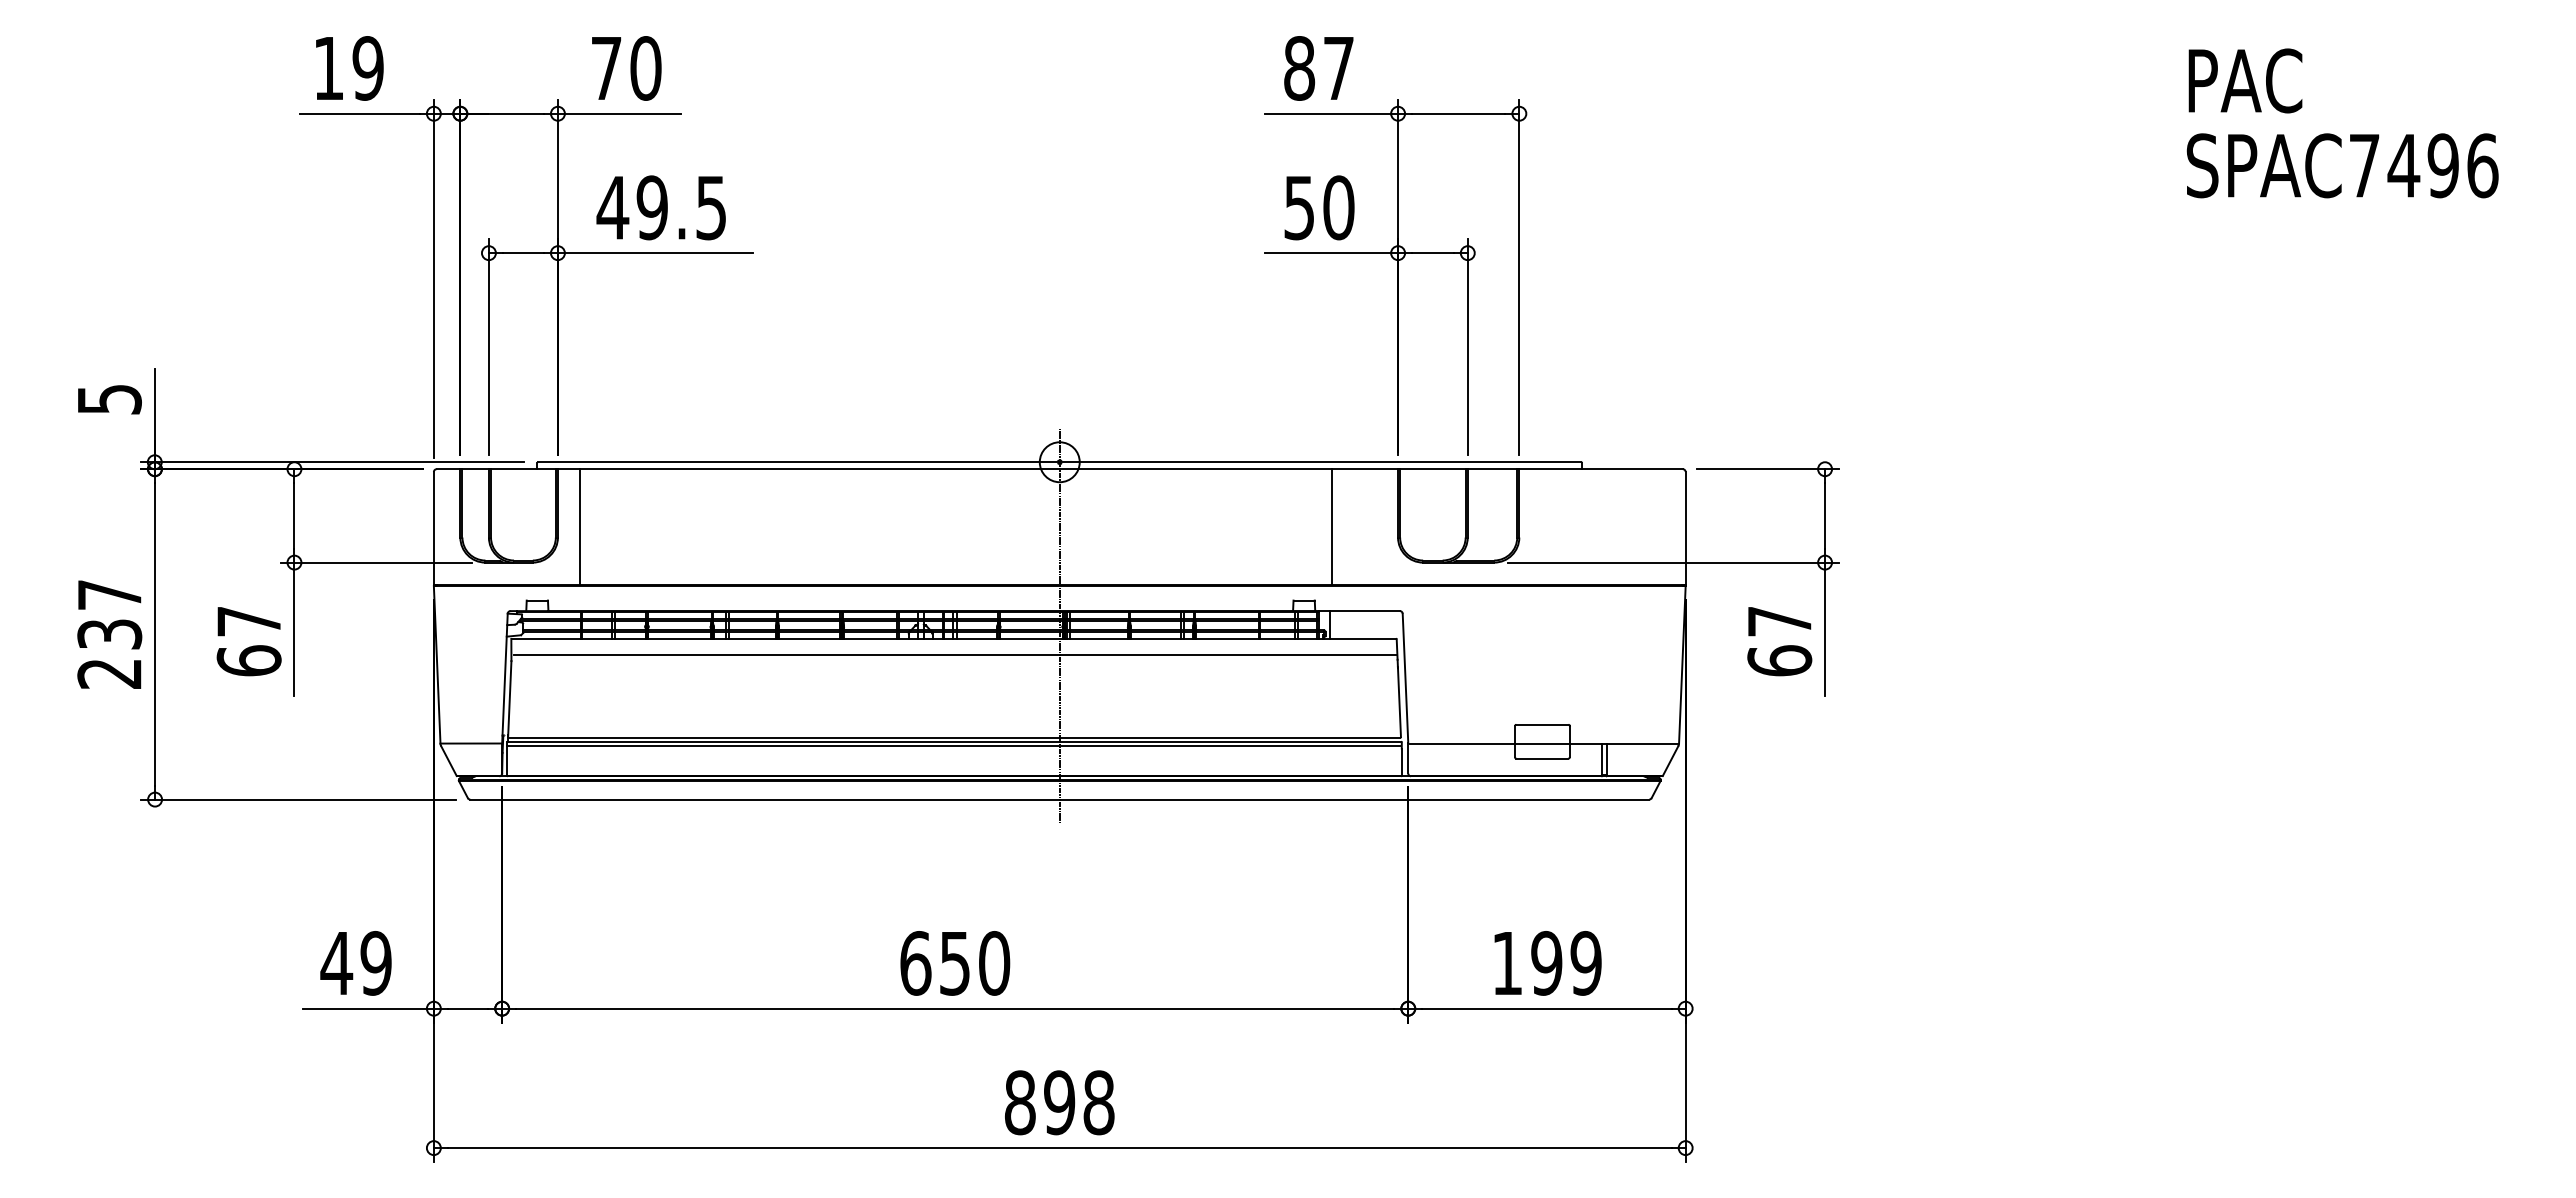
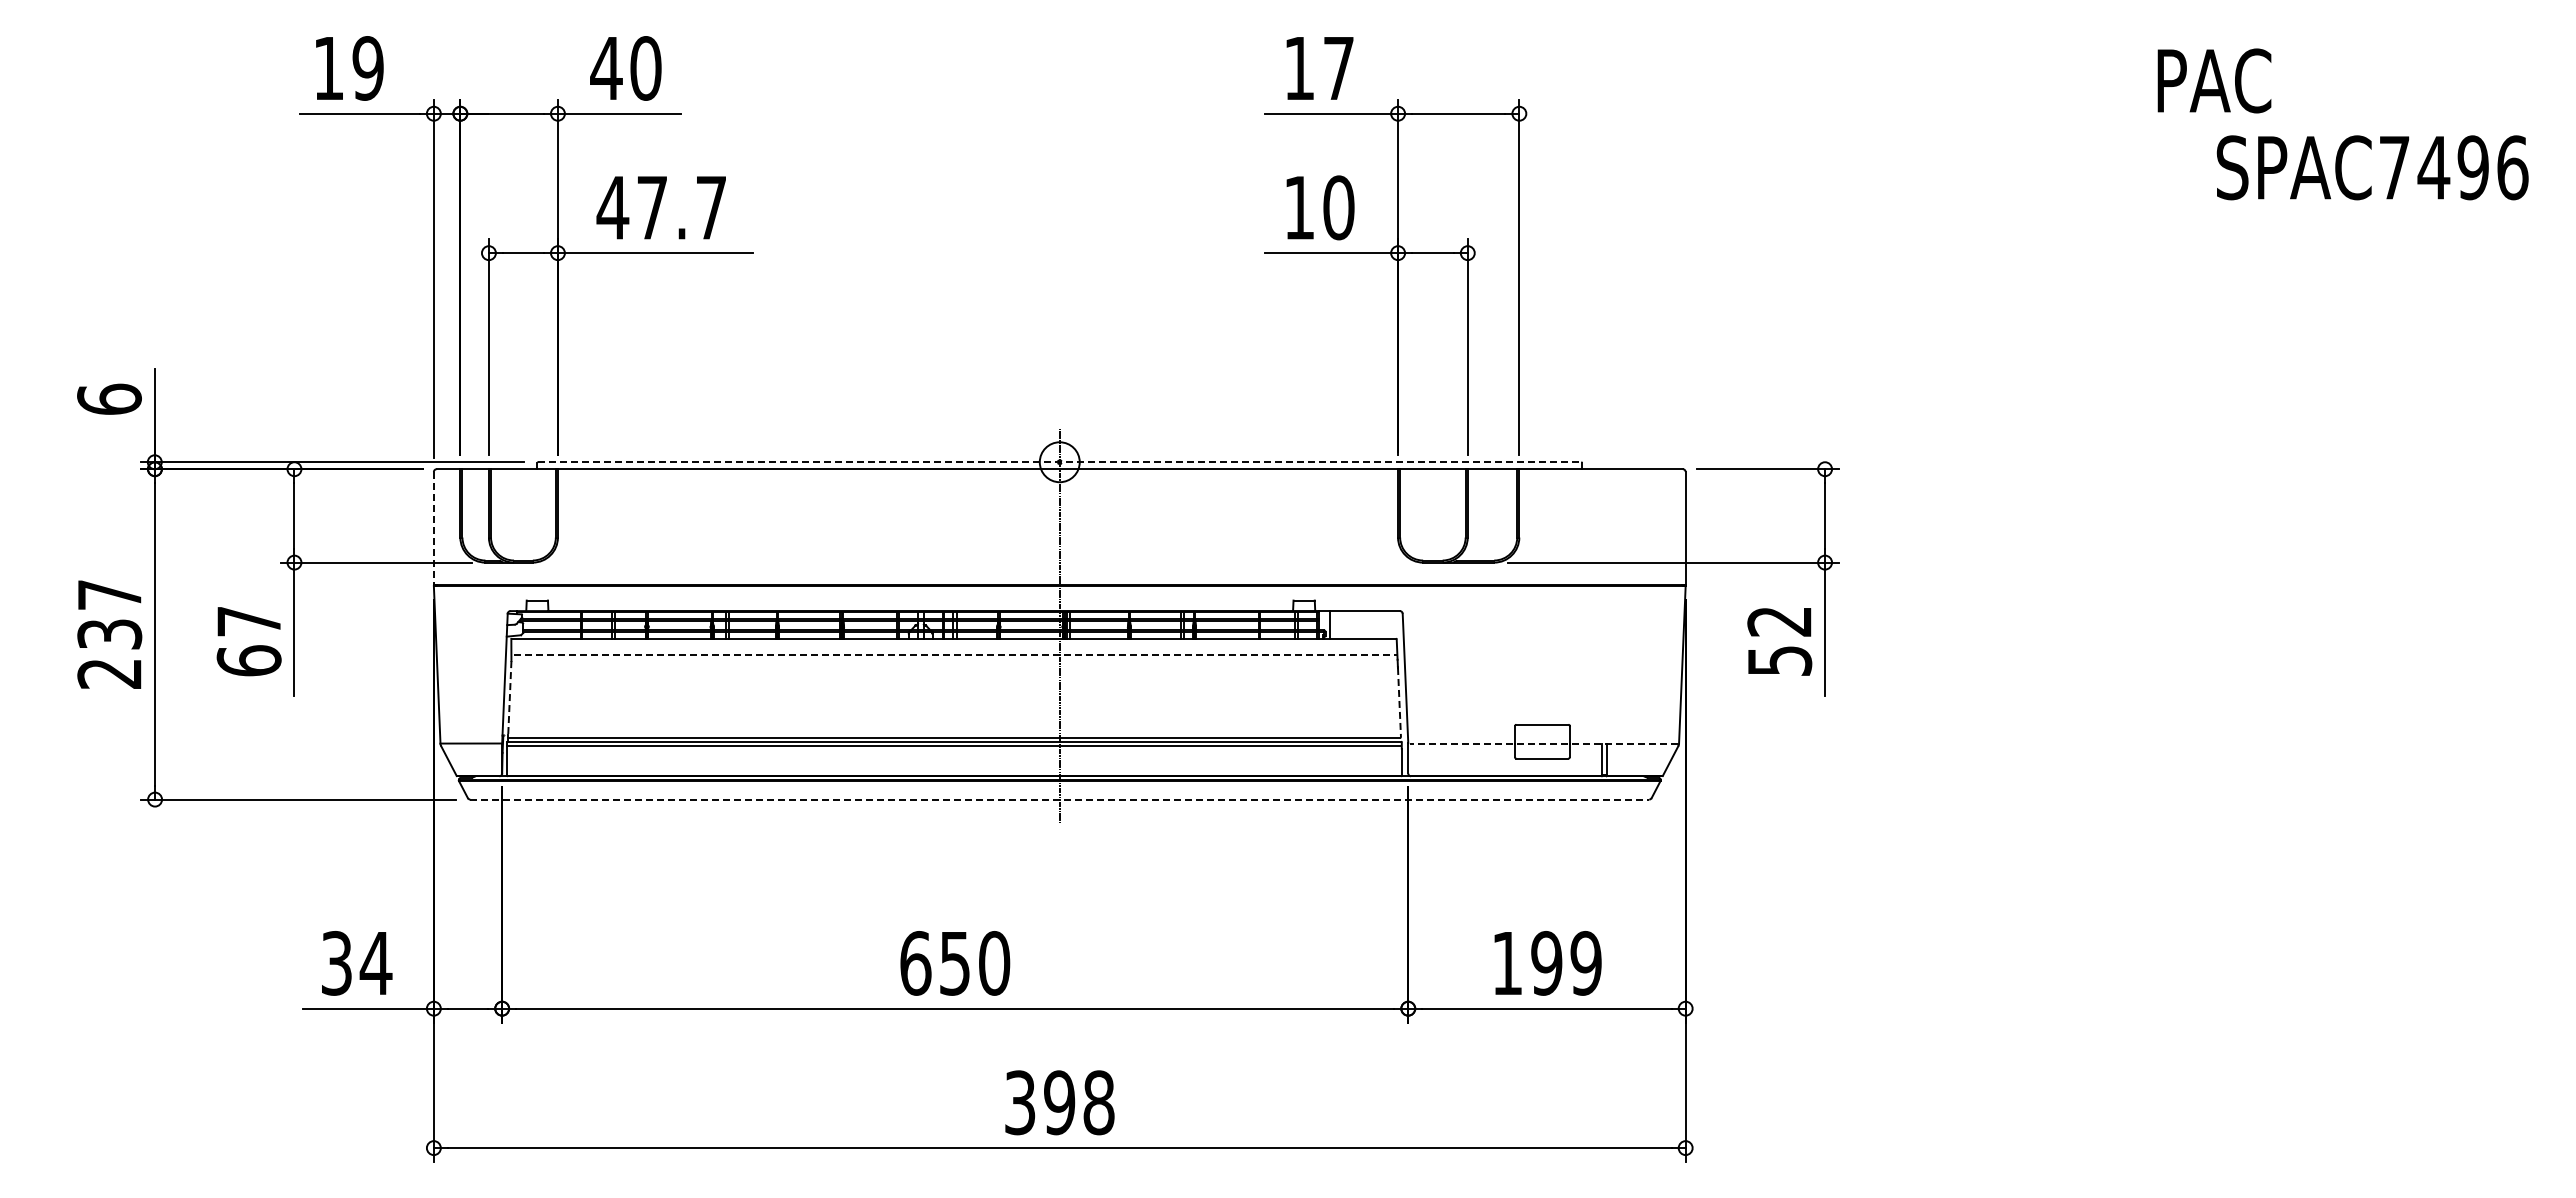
text: 70 -> 40 (606, 68)
text: 87 -> 17 (1299, 68)
text position: (2245, 80) -> (2214, 80) (2214, 80)
text position: (2342, 165) -> (2372, 167) (2372, 167)
text: 49.5 -> 47.7 (680, 207)
text: 50 -> 10 (1298, 208)
text: 5 -> 6 (109, 398)
line: solid -> dashed (1059, 462)
line: present -> none (579, 526)
line: present -> none (1332, 526)
line: solid -> dashed (433, 528)
text: 67 -> 52 (1779, 641)
line: solid -> dashed (955, 655)
line: solid -> dashed (509, 699)
line: solid -> dashed (1399, 702)
line: solid -> dashed (1543, 743)
line: solid -> dashed (1060, 799)
text: 49 -> 34 (356, 963)
text: 898 -> 398 (1020, 1102)
